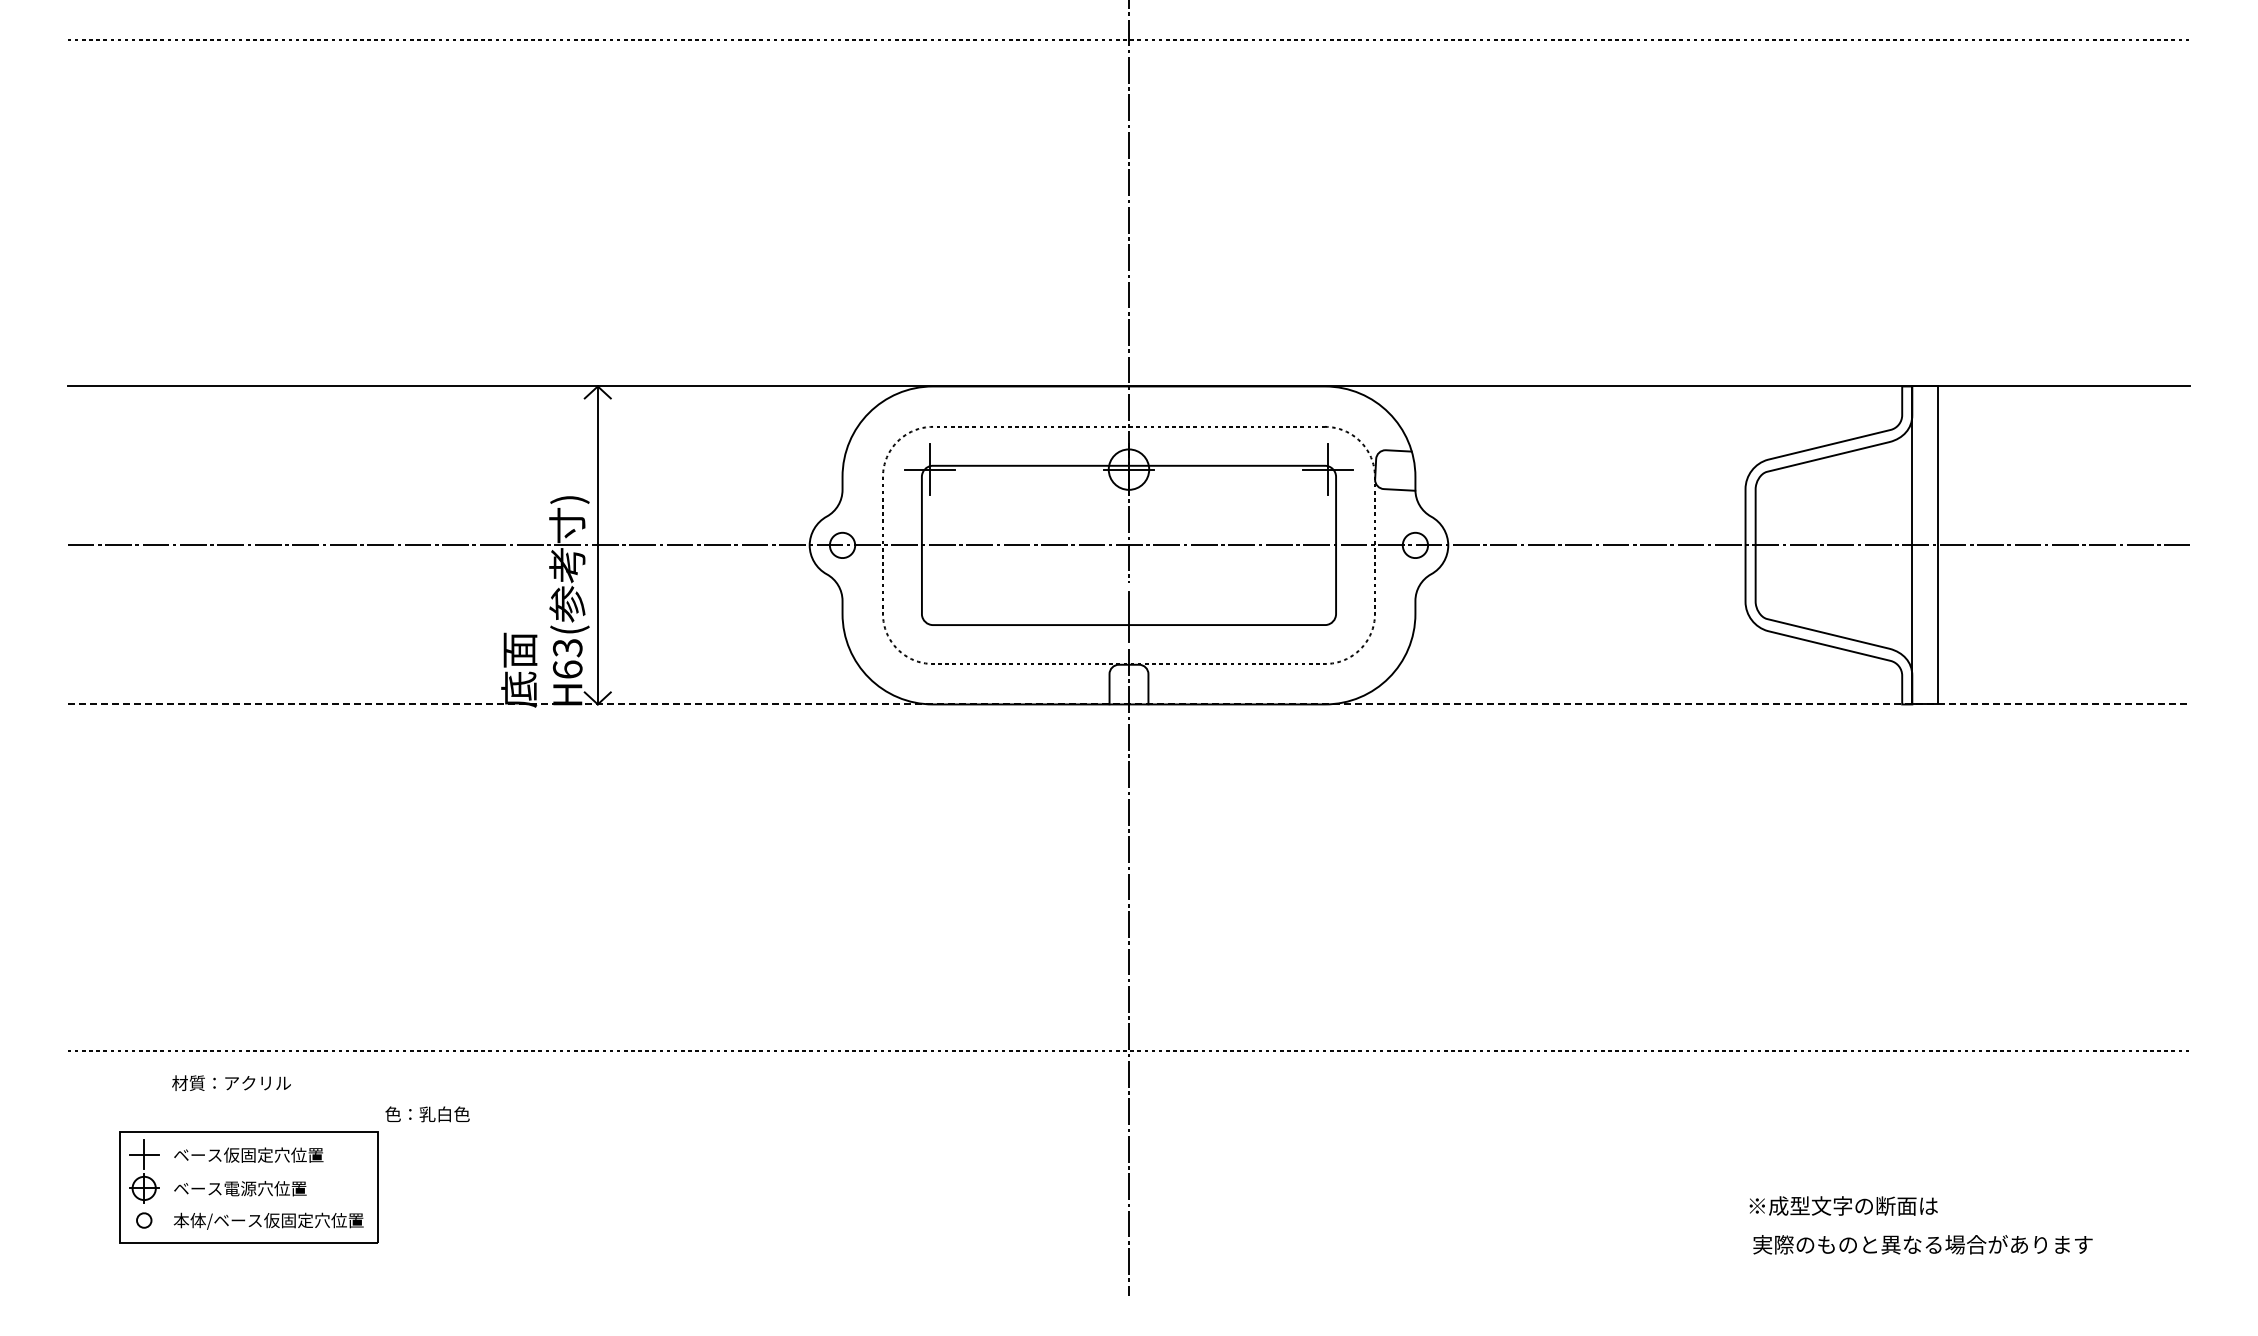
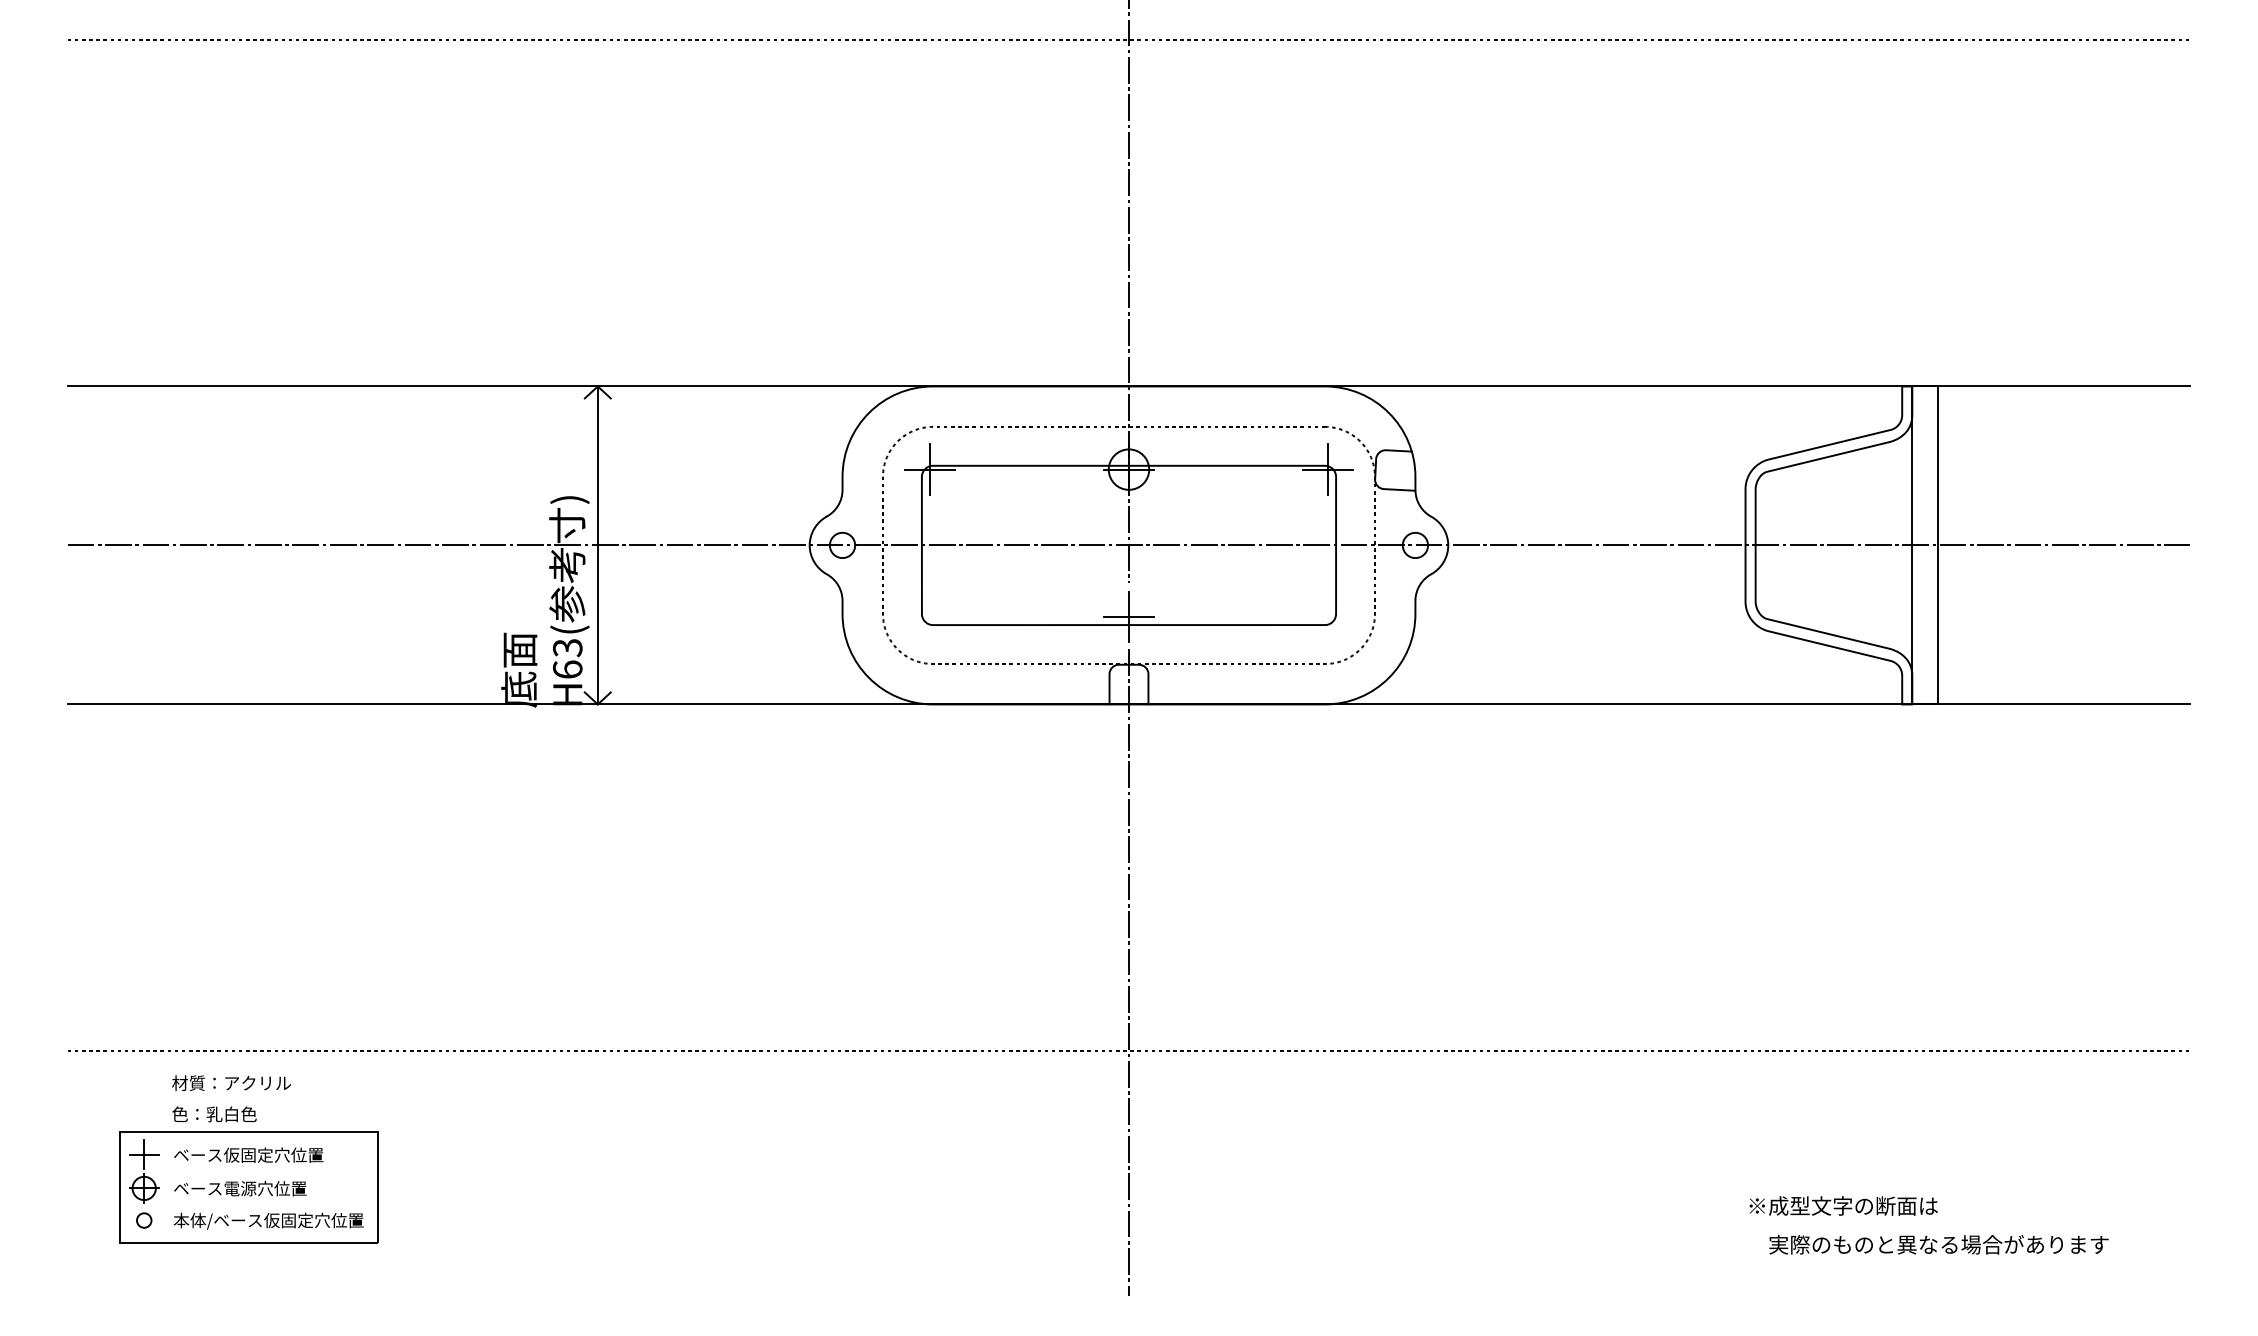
line: none -> present (1128, 617)
line: dashed -> solid (1129, 704)
text position: (427, 1114) -> (214, 1114) (214, 1114)
text position: (1922, 1244) -> (1938, 1244) (1938, 1244)
